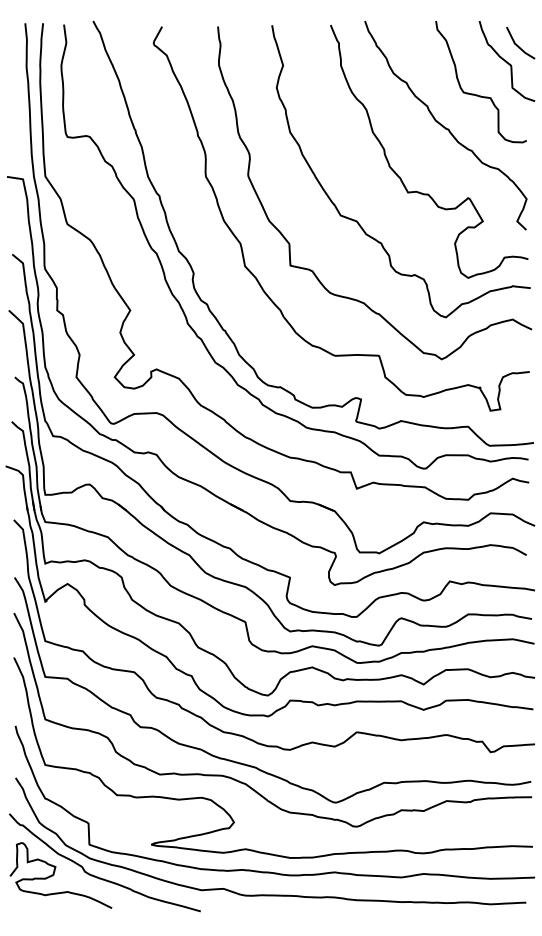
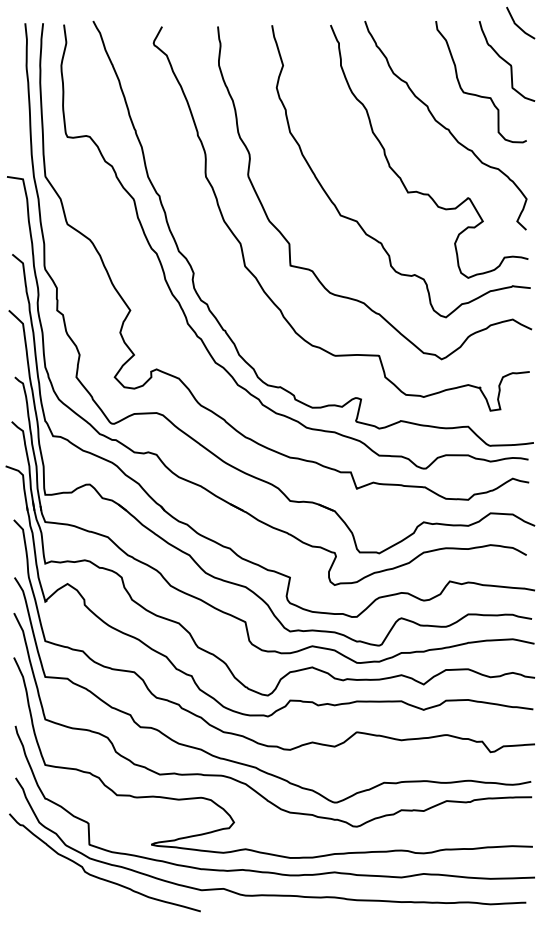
curve position: (517, 44) -> (517, 24) (517, 24)
curve: present -> none (54, 875)
